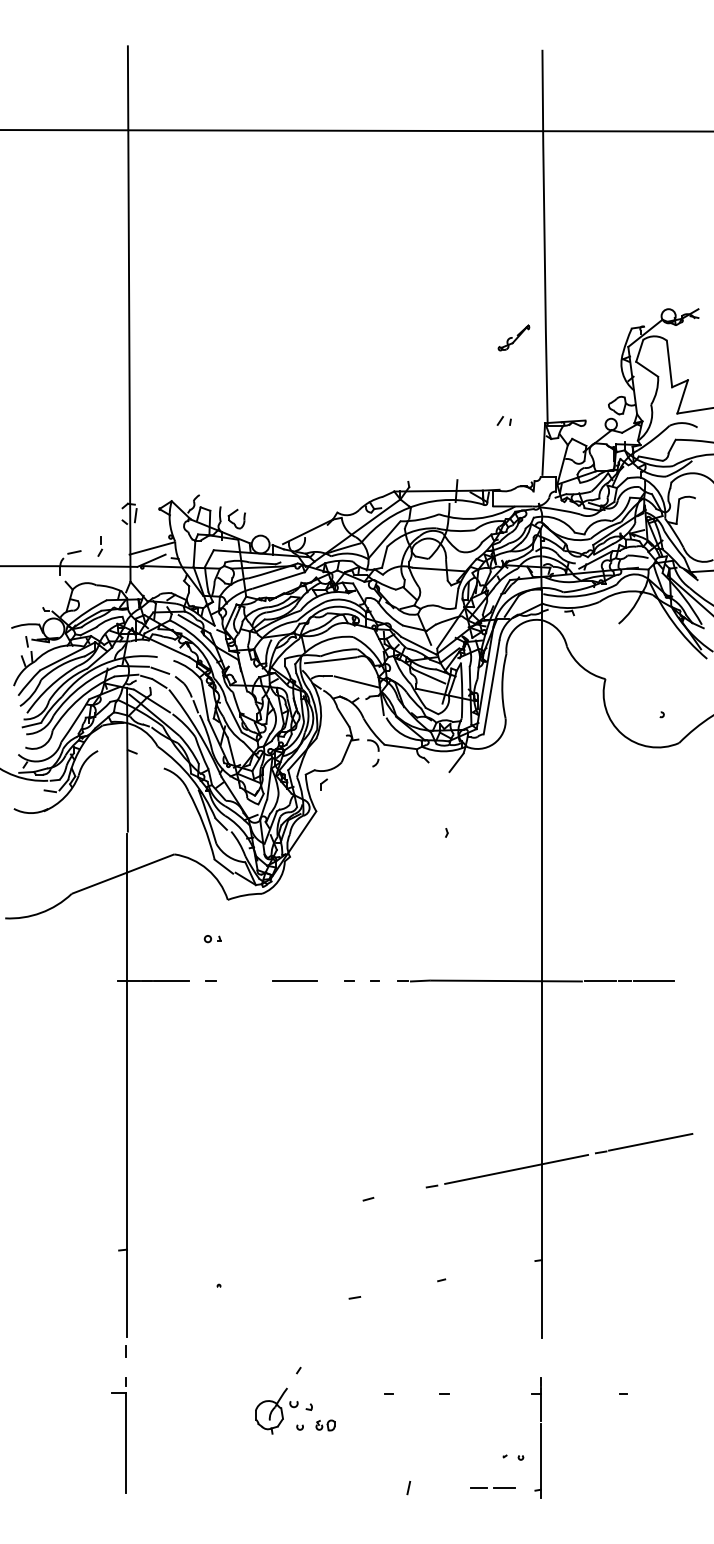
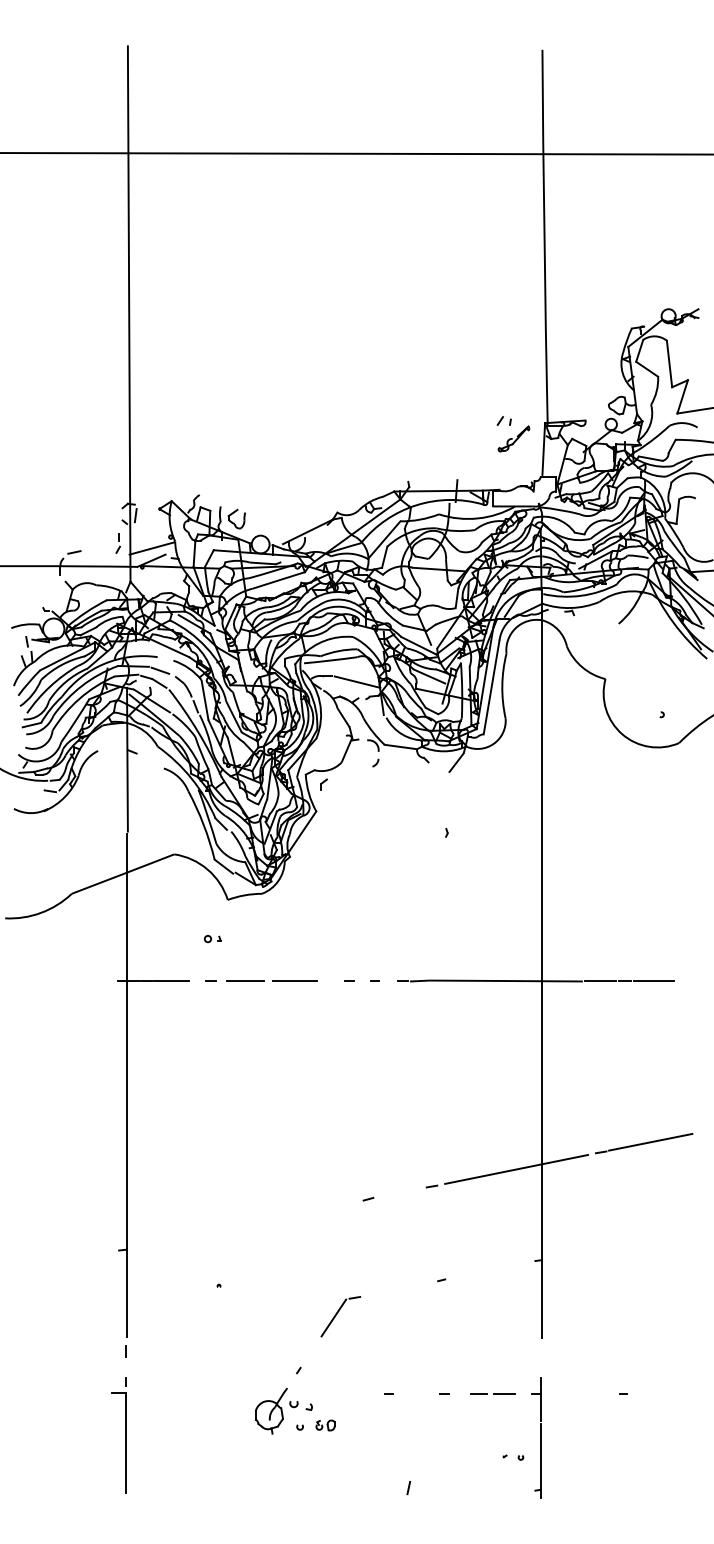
line position: (356, 130) -> (356, 153) (356, 153)
part position: (513, 337) -> (513, 438) (513, 438)
part position: (100, 546) -> (118, 543) (118, 543)
line: none -> present (244, 980)
line: none -> present (333, 1317)
line position: (493, 1487) -> (493, 1393) (493, 1393)
